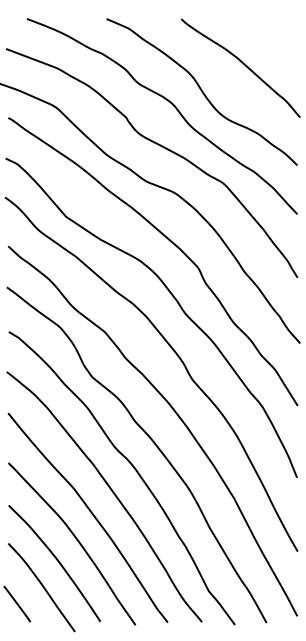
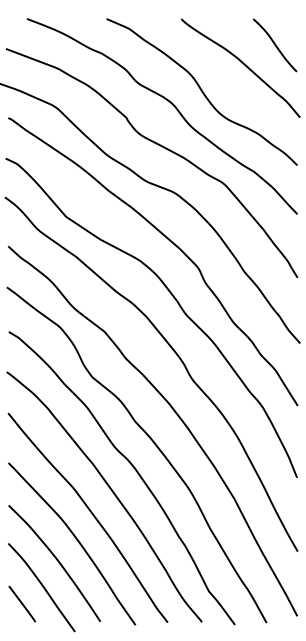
curve: none -> present (274, 45)
line position: (17, 603) -> (22, 603) (22, 603)
